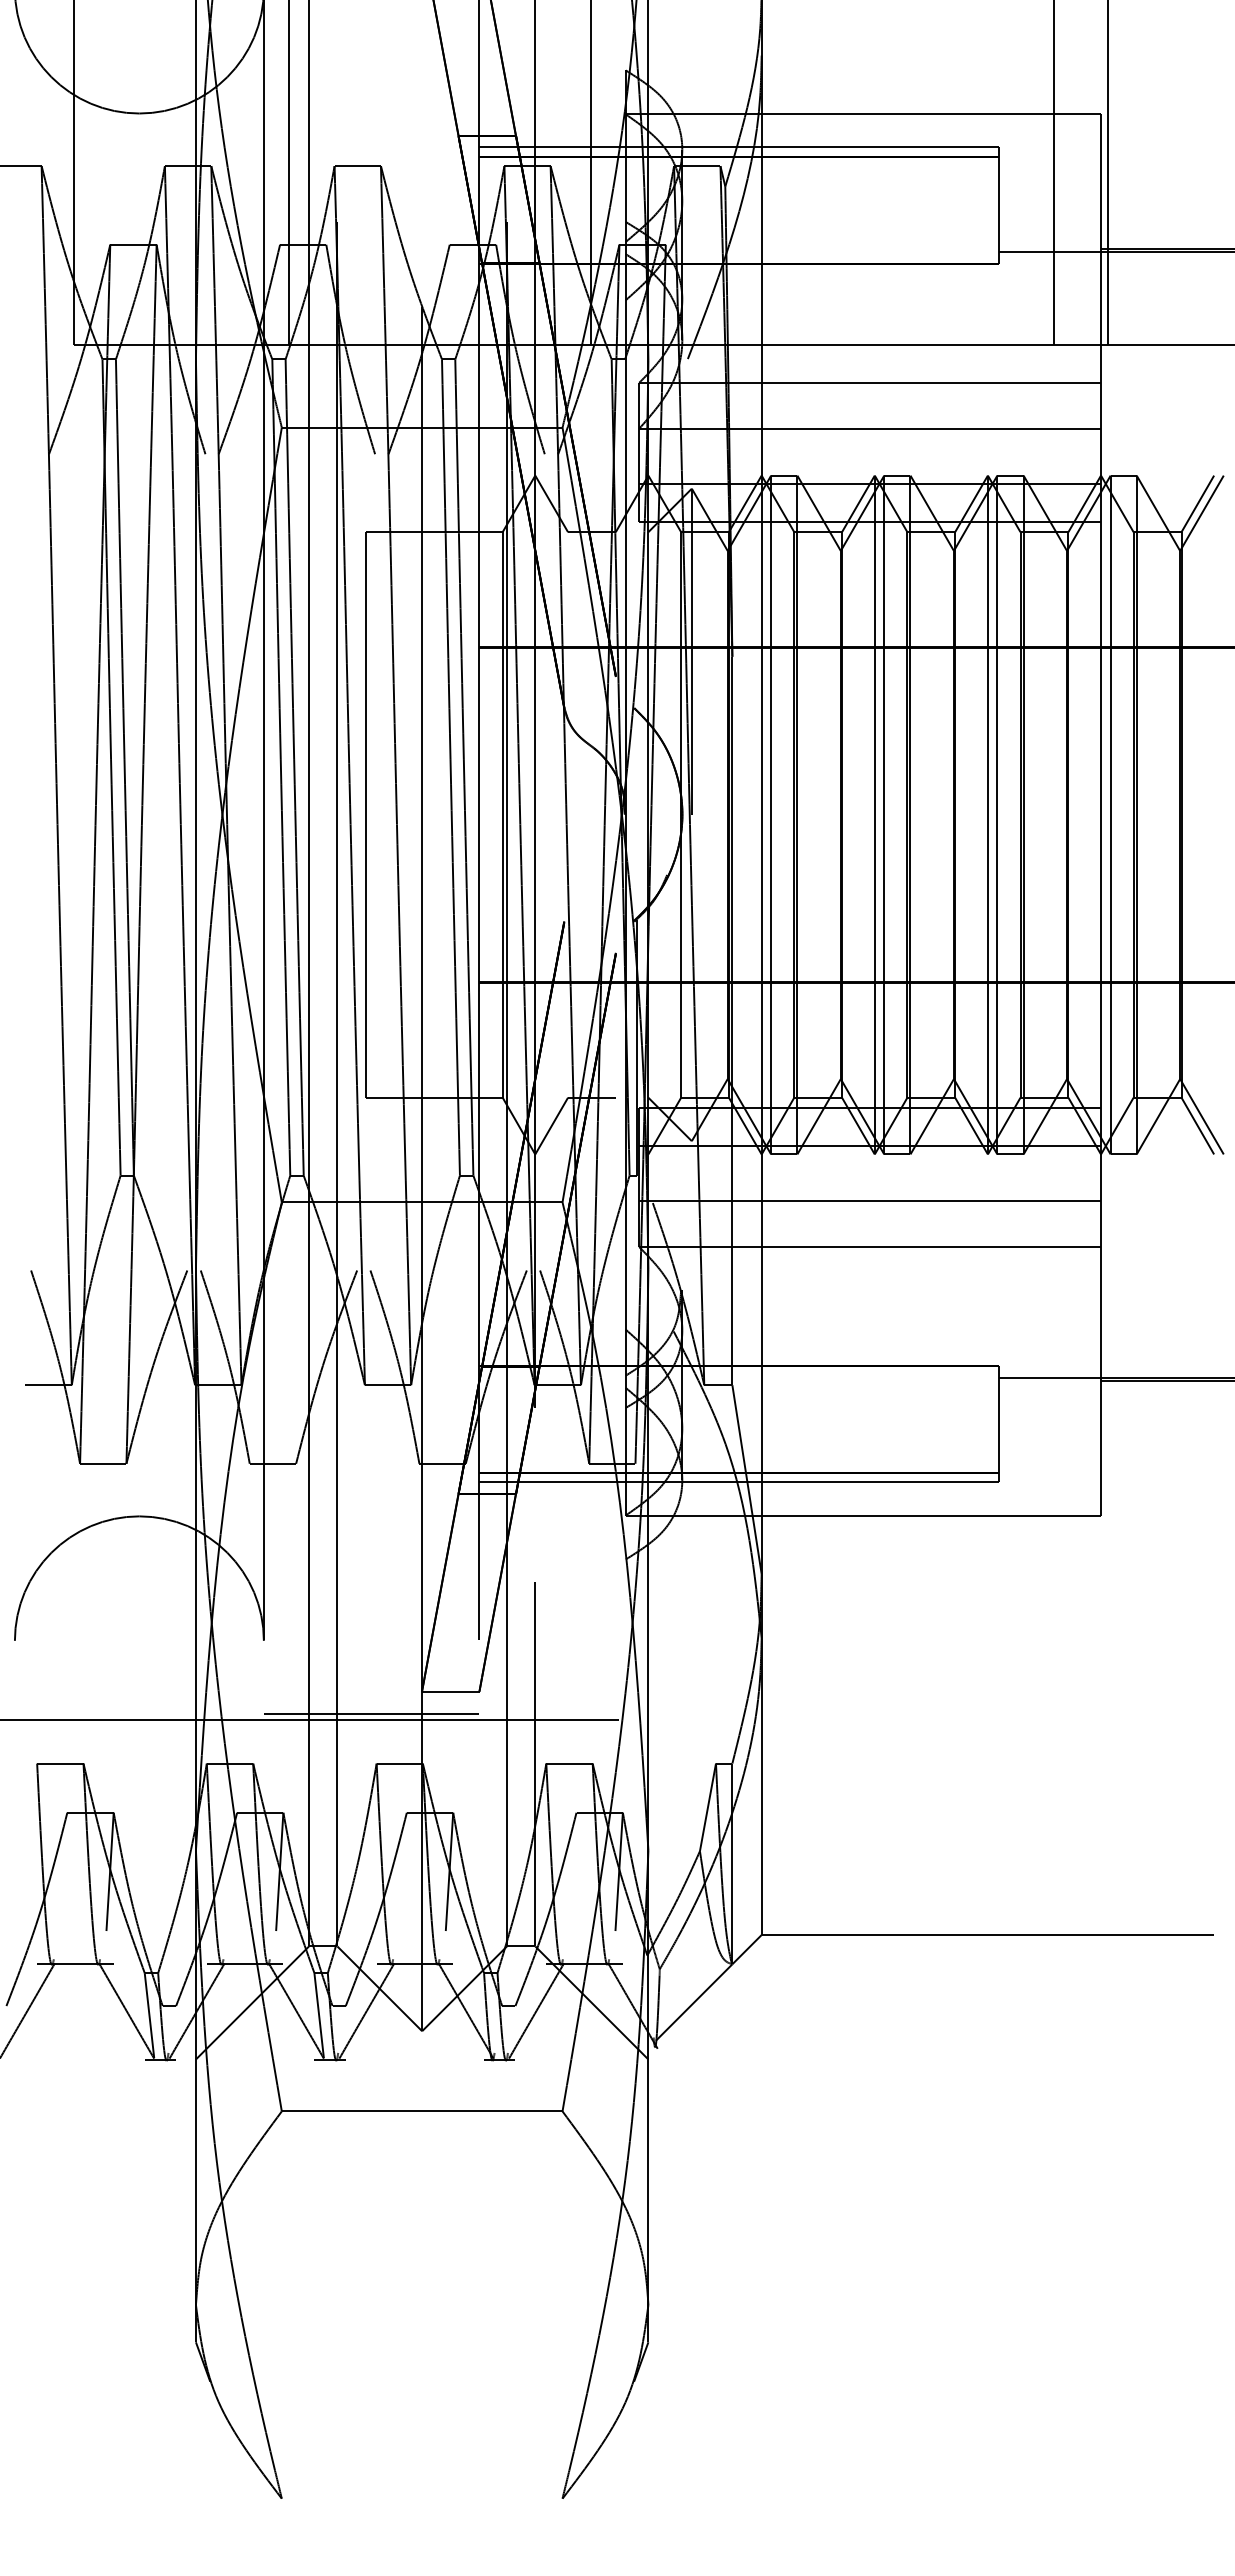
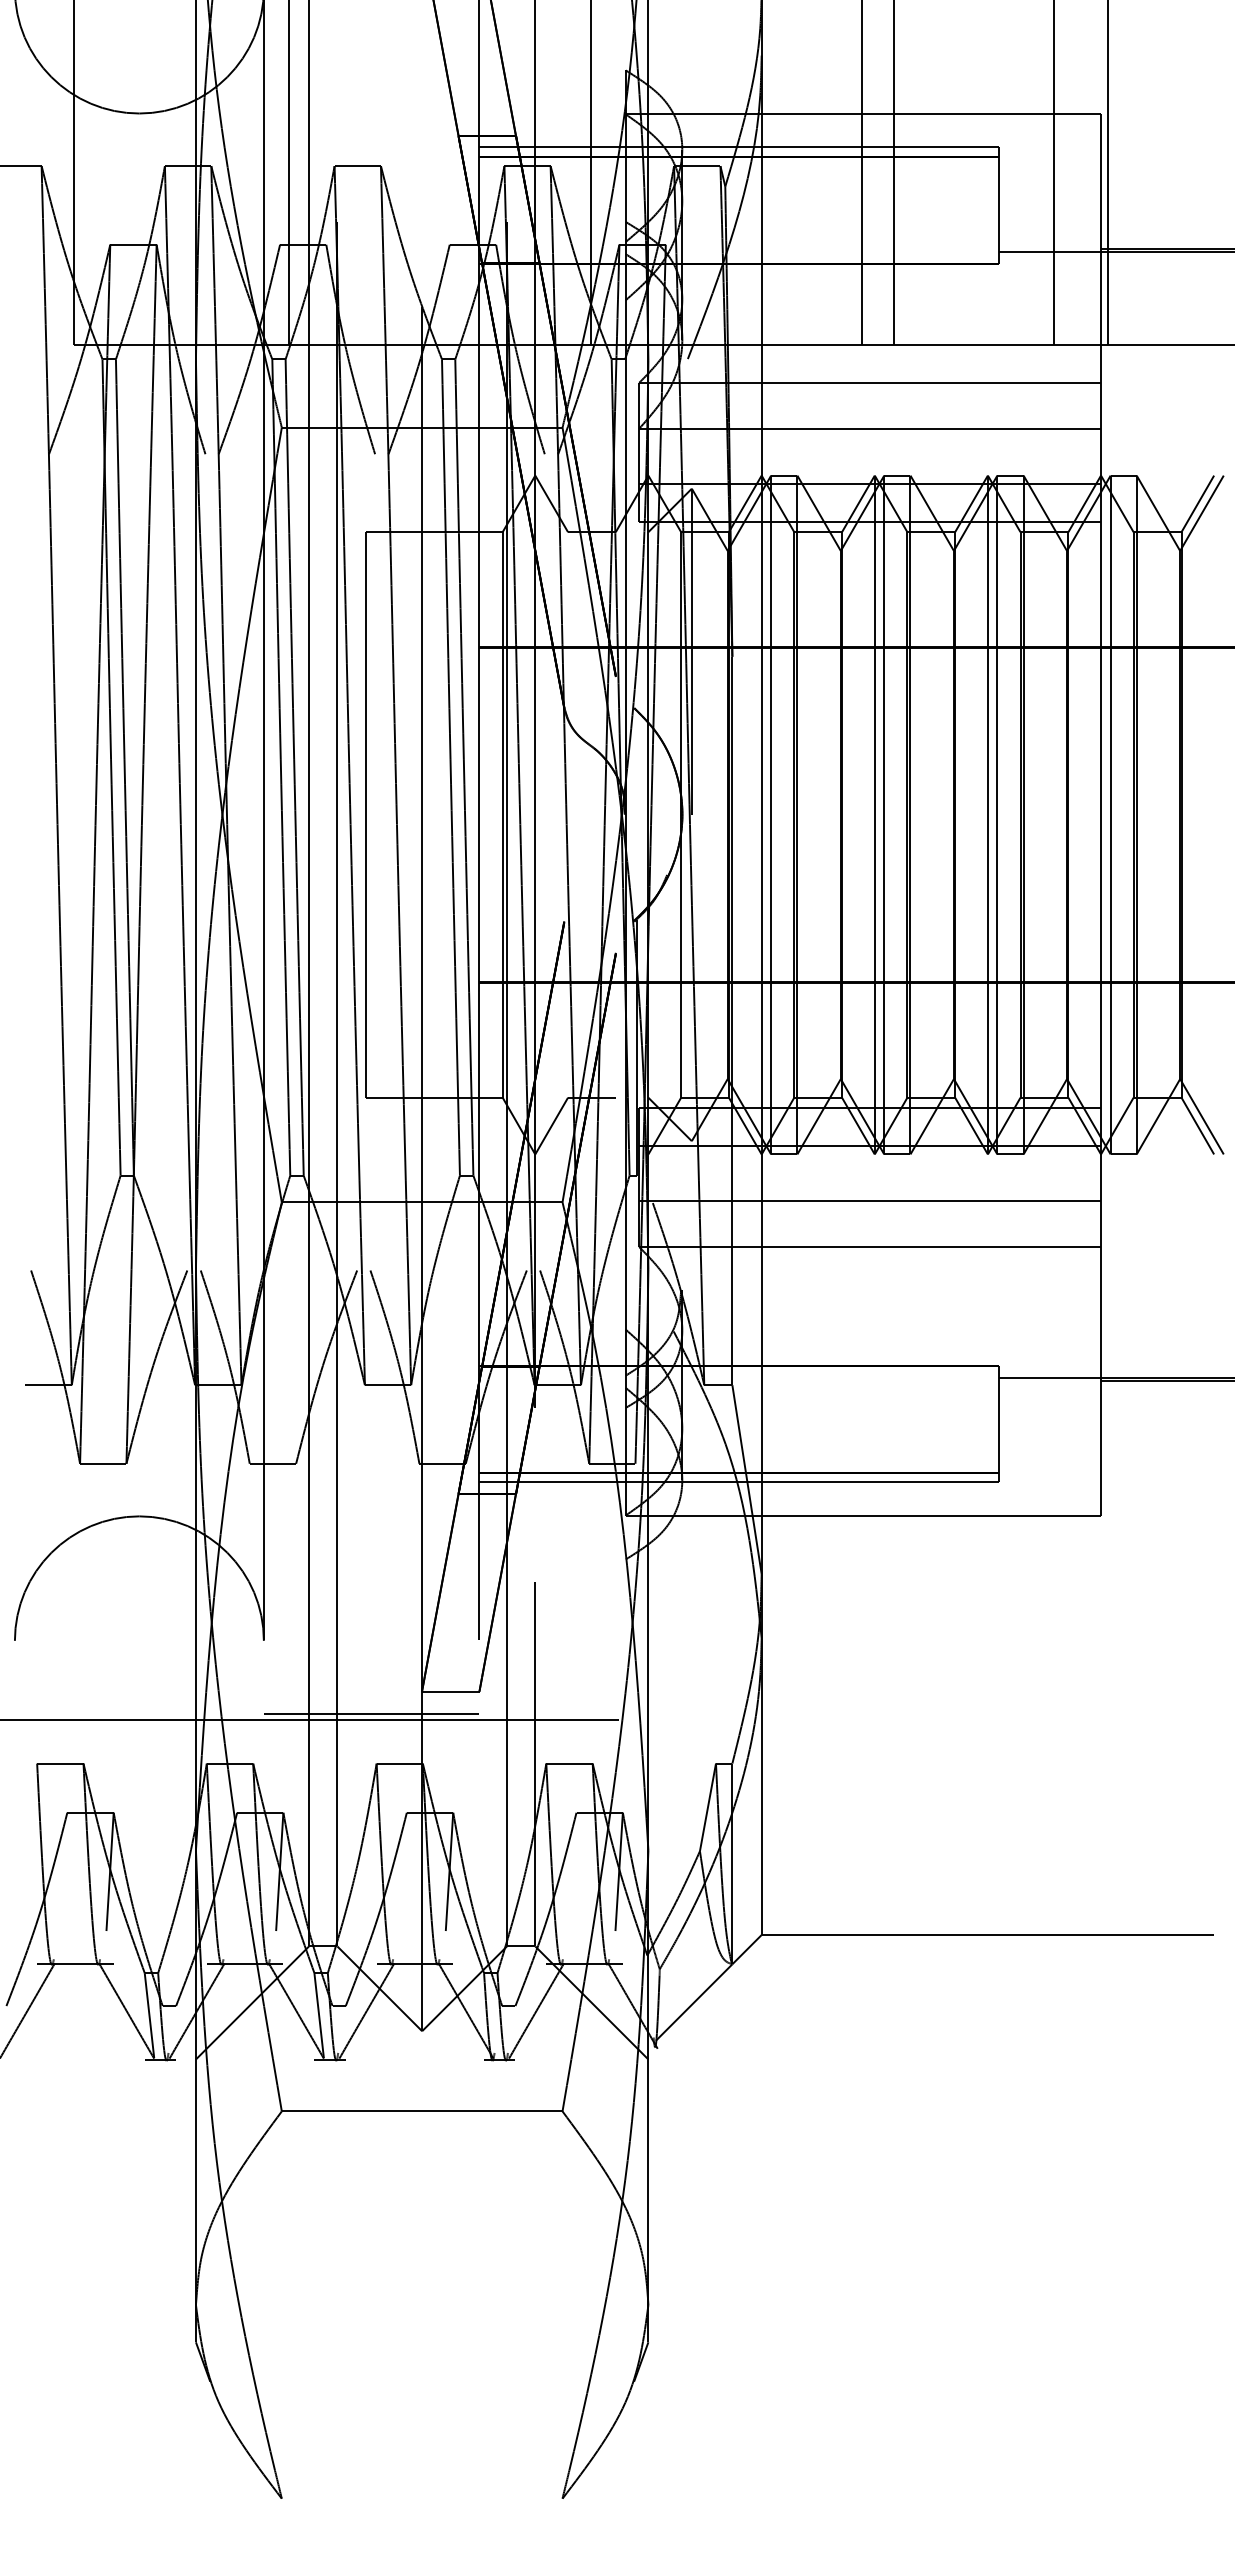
line: none -> present (862, 173)
line: none -> present (893, 173)
